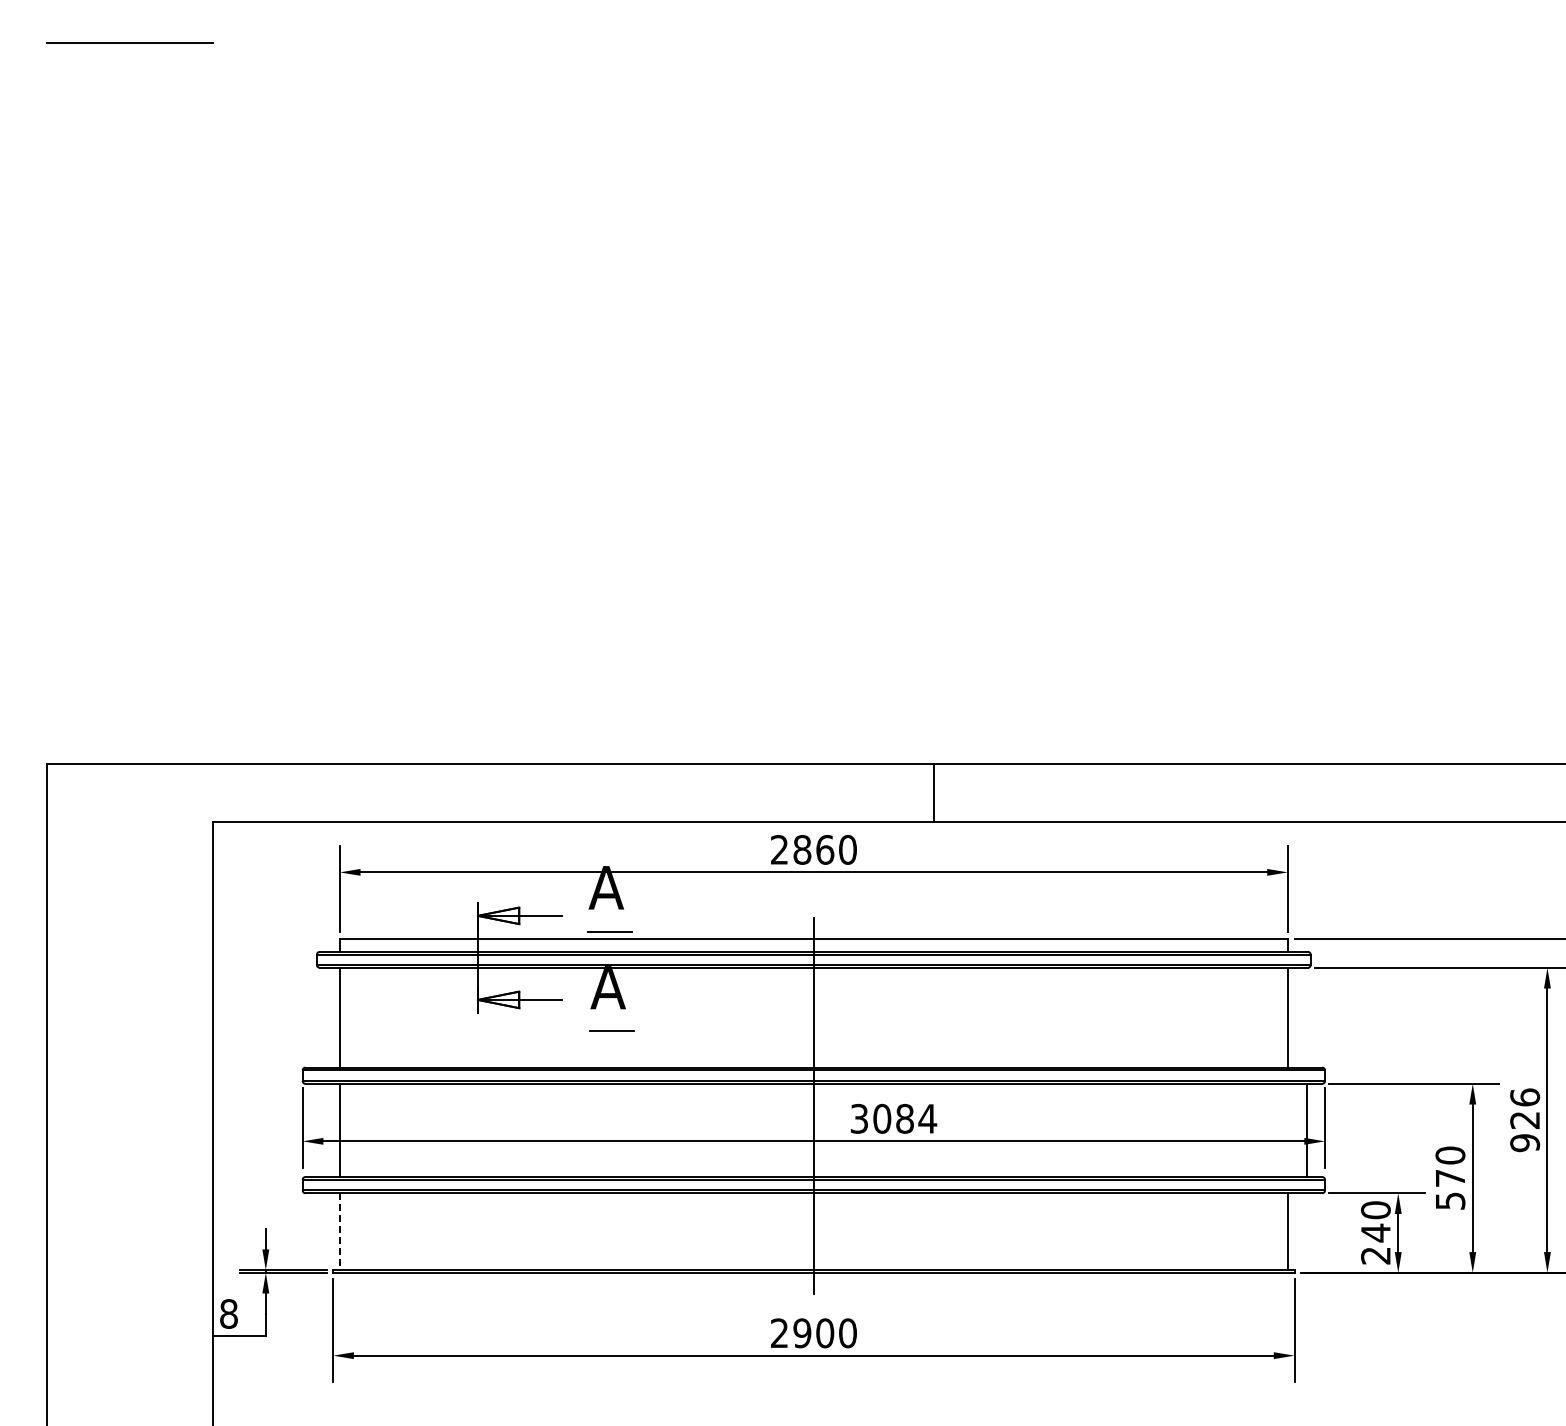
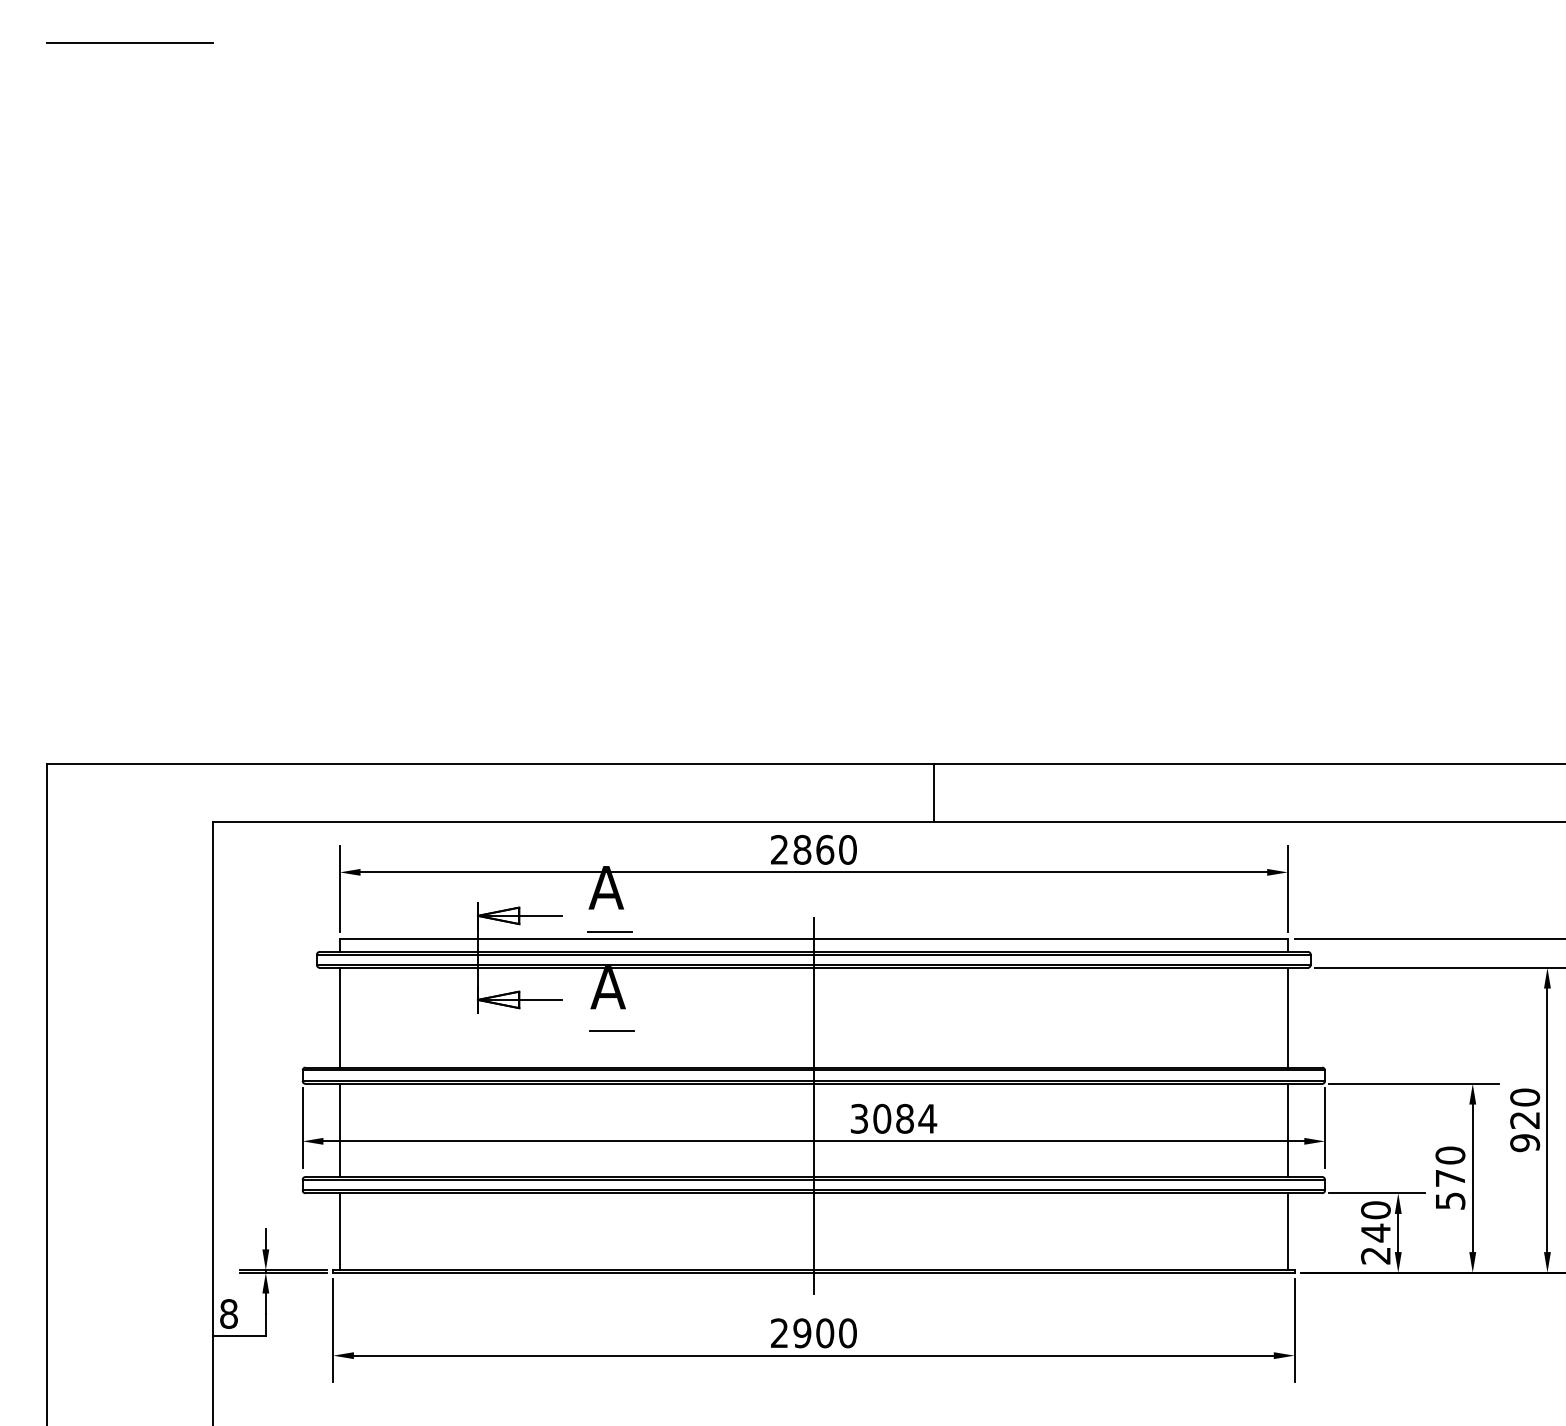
text: 926 -> 920 (1524, 1097)
line position: (1306, 1130) -> (1287, 1130) (1287, 1130)
line: dashed -> solid (339, 1232)
